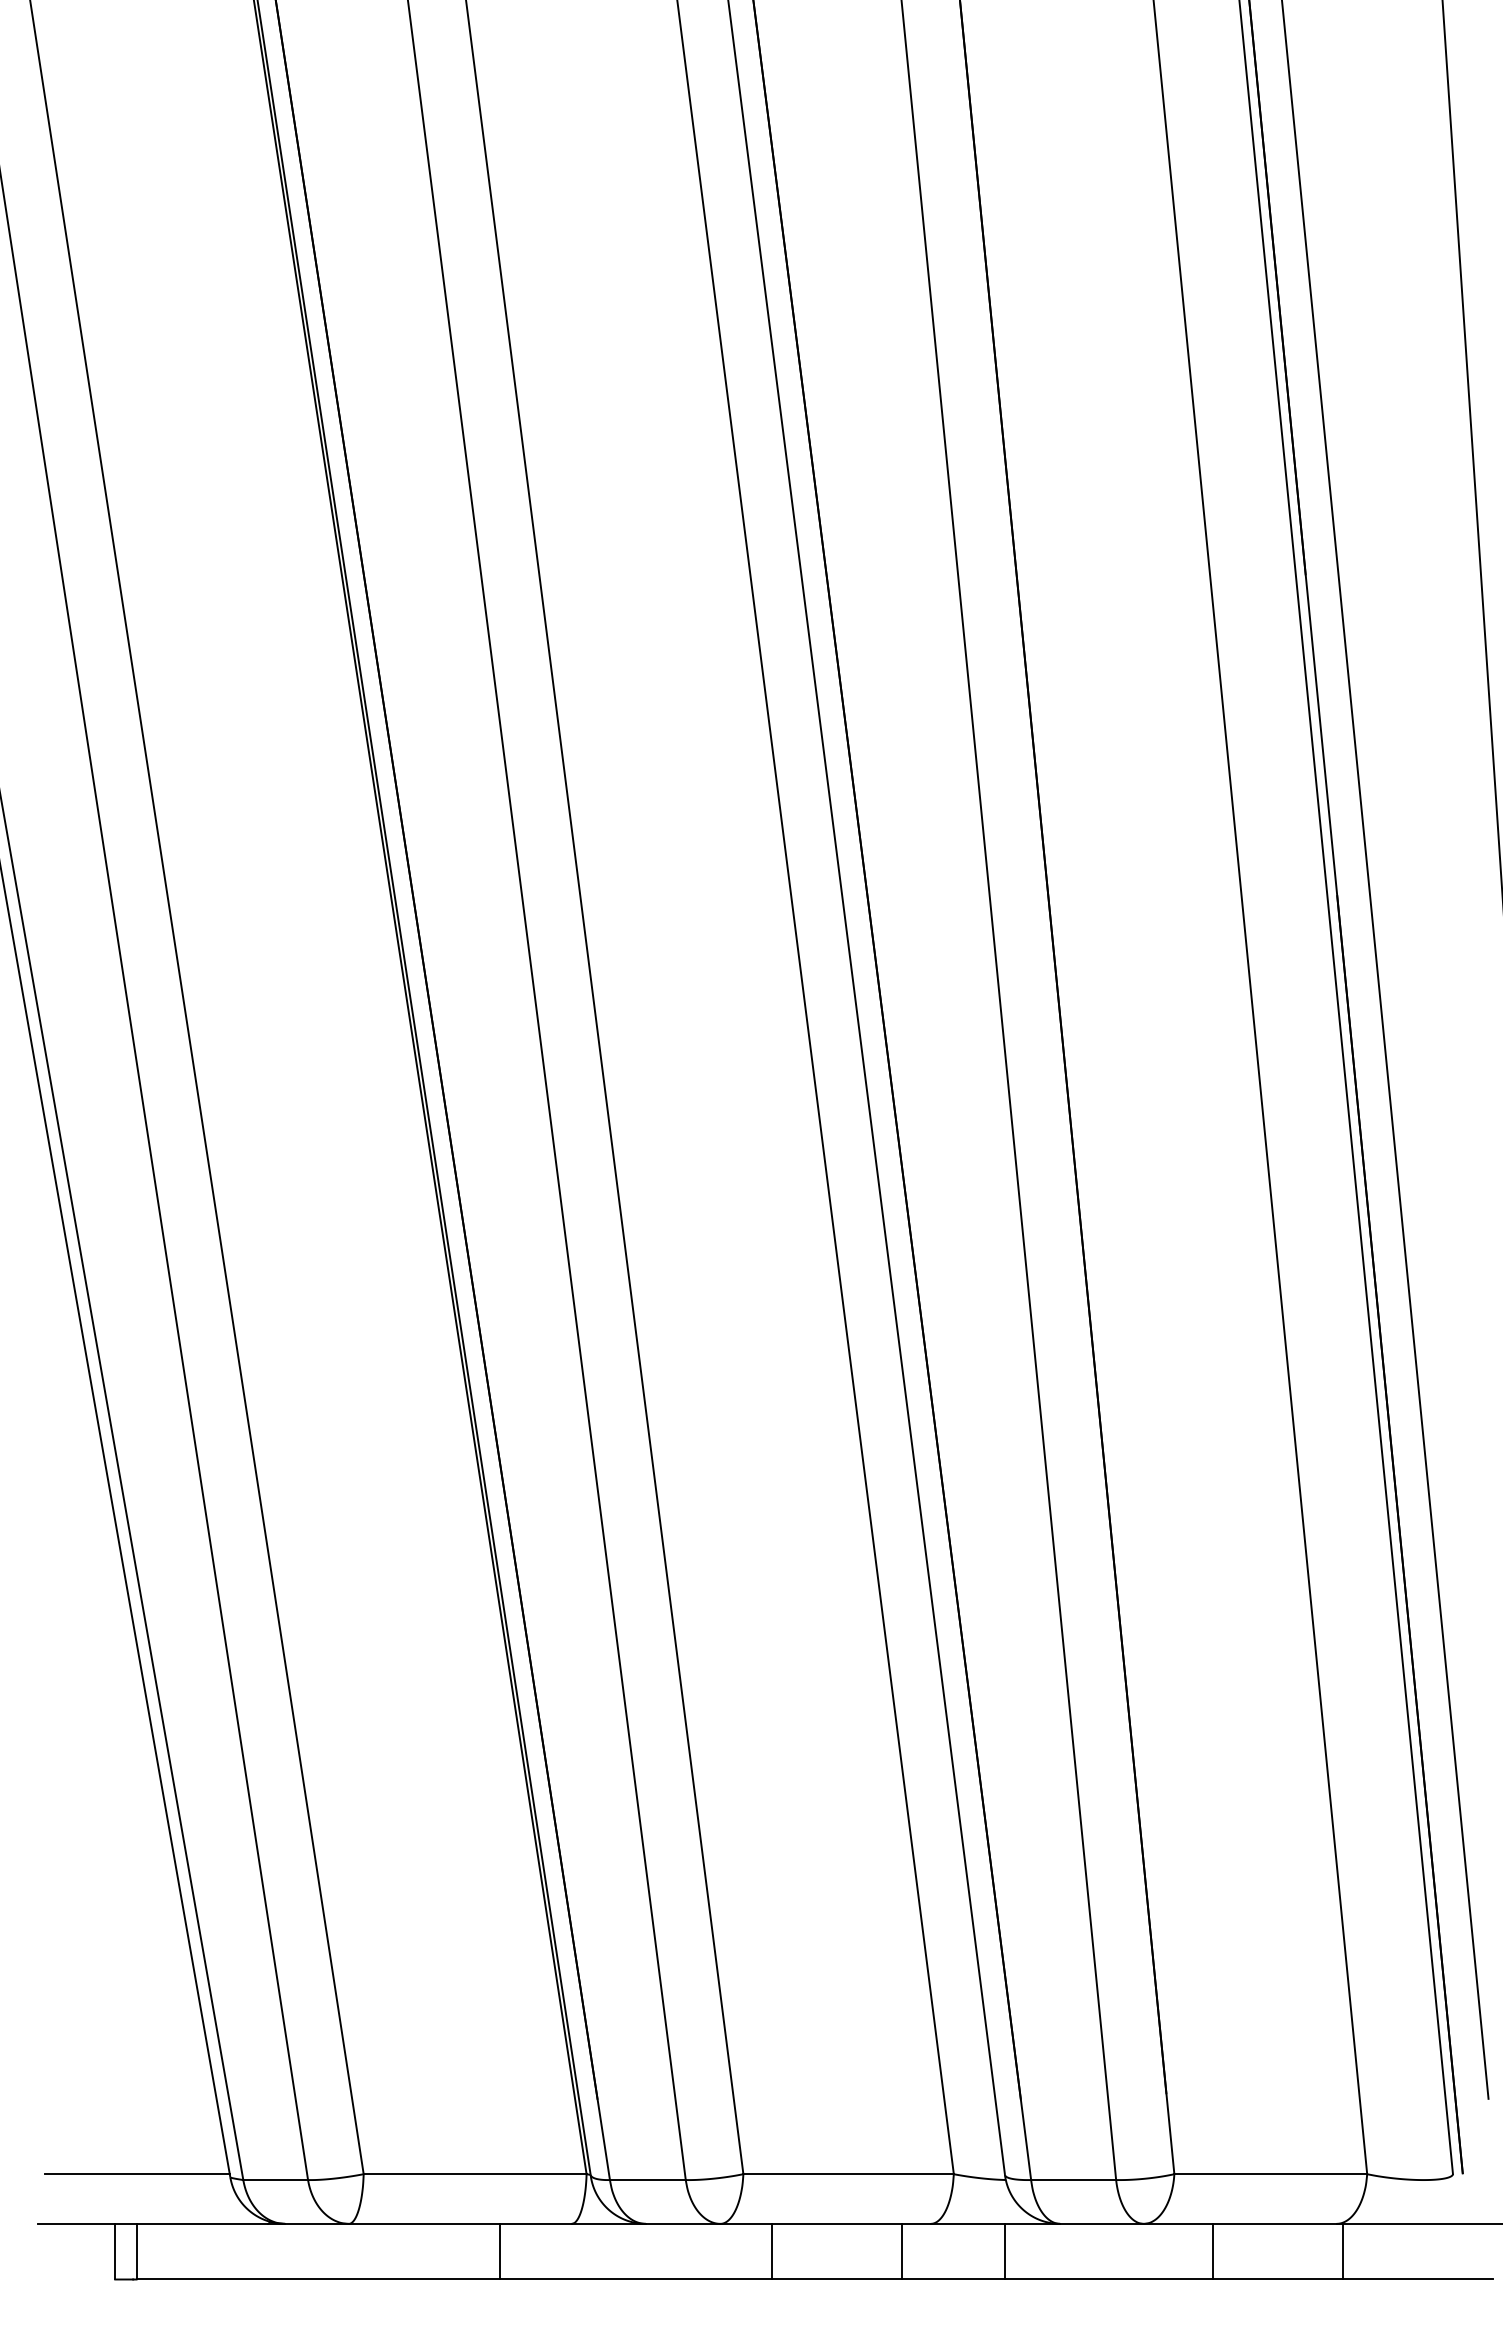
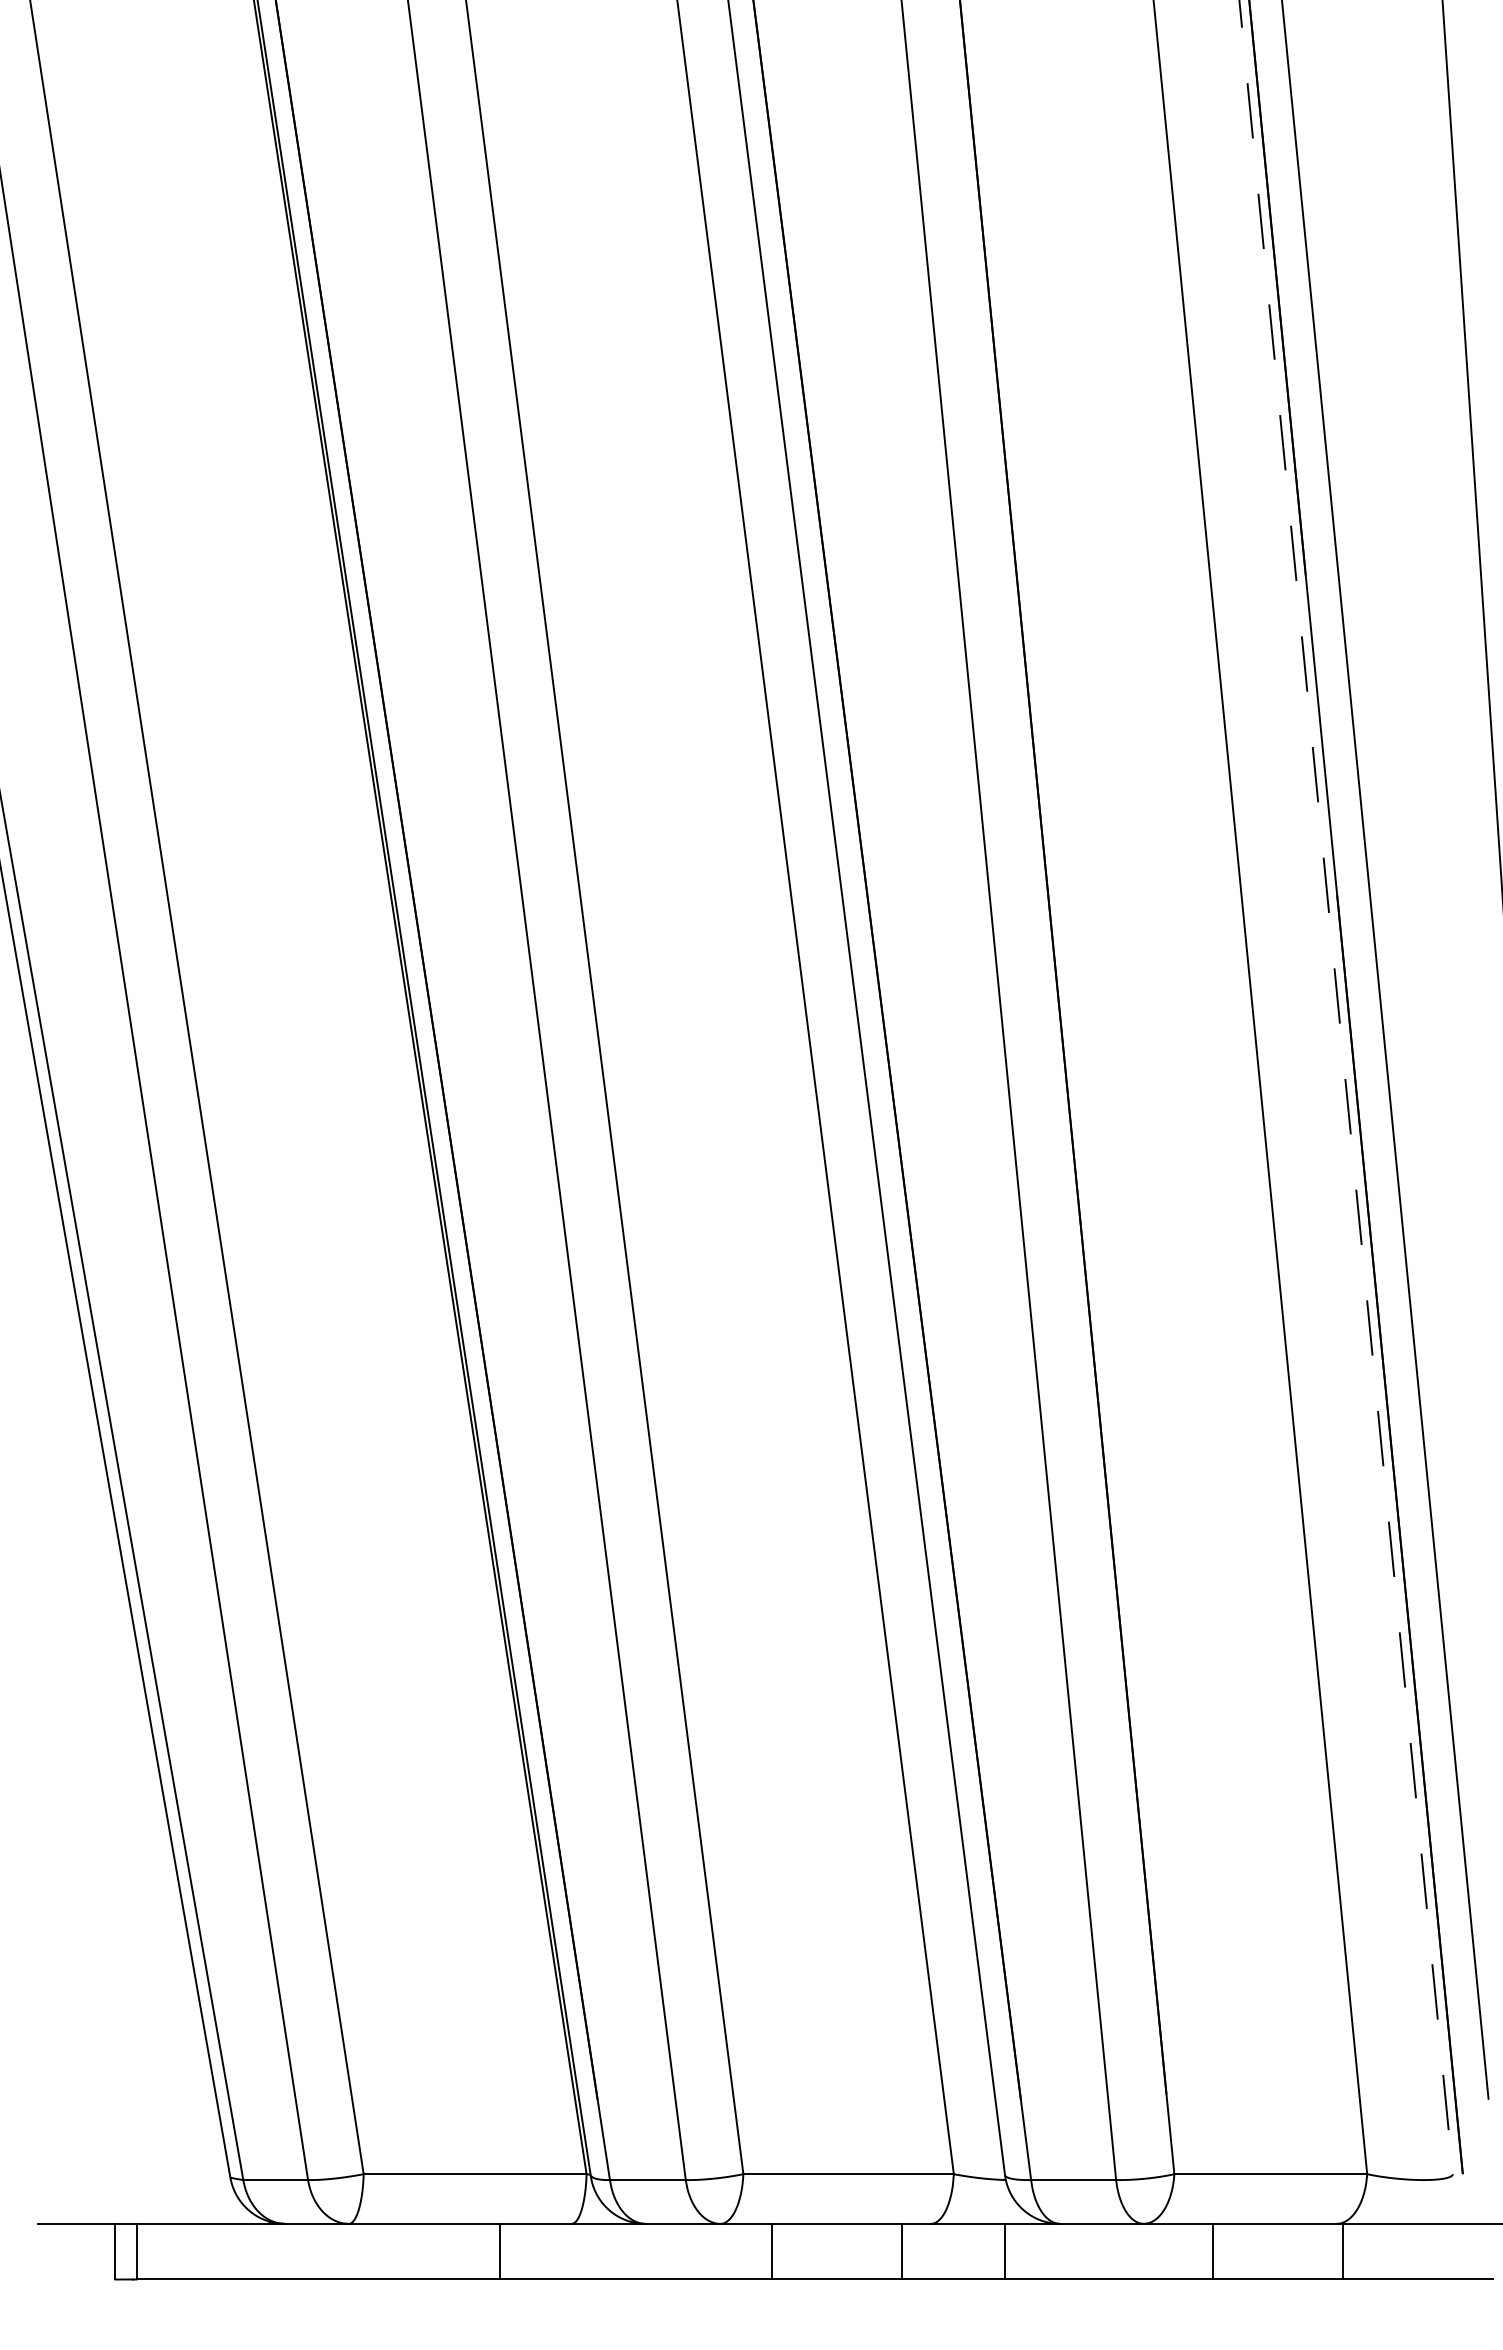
line: solid -> dashed (1346, 1087)
line: present -> none (136, 2174)
